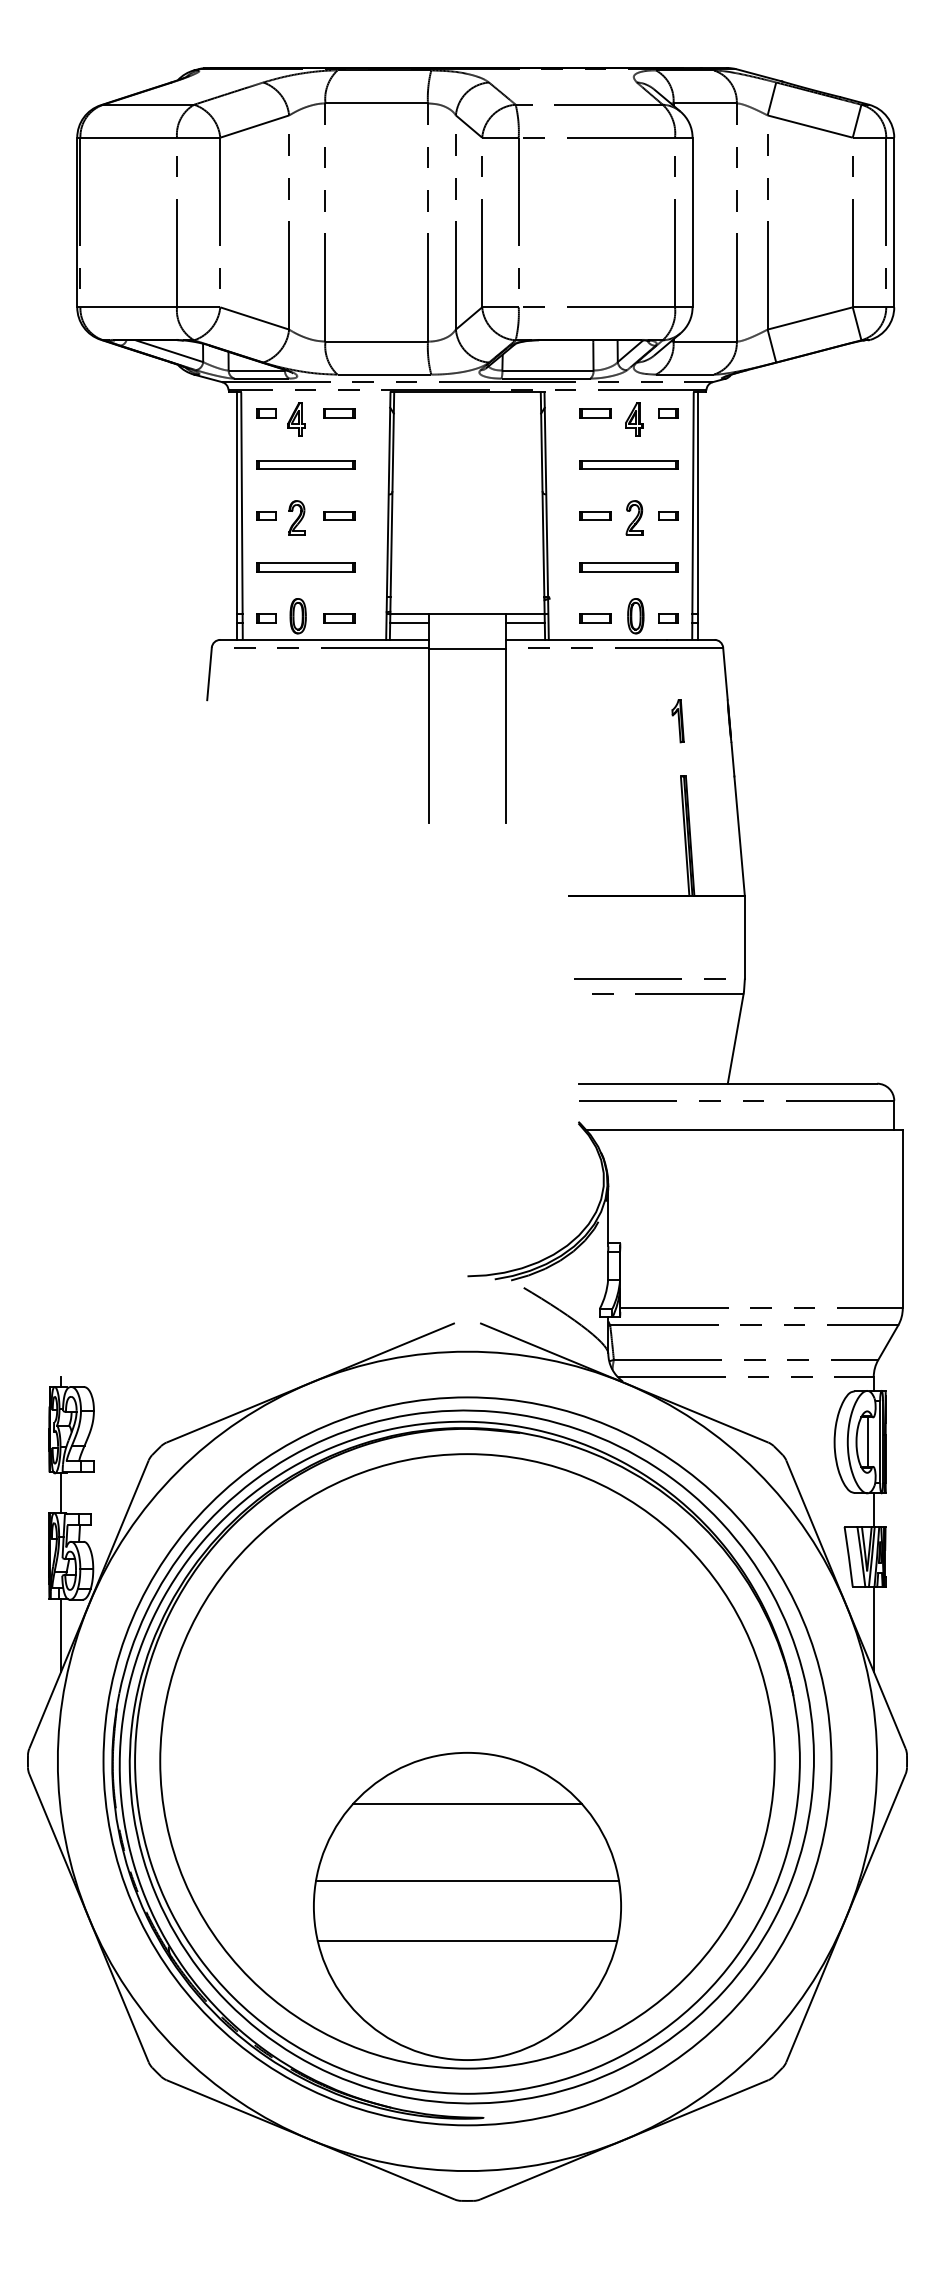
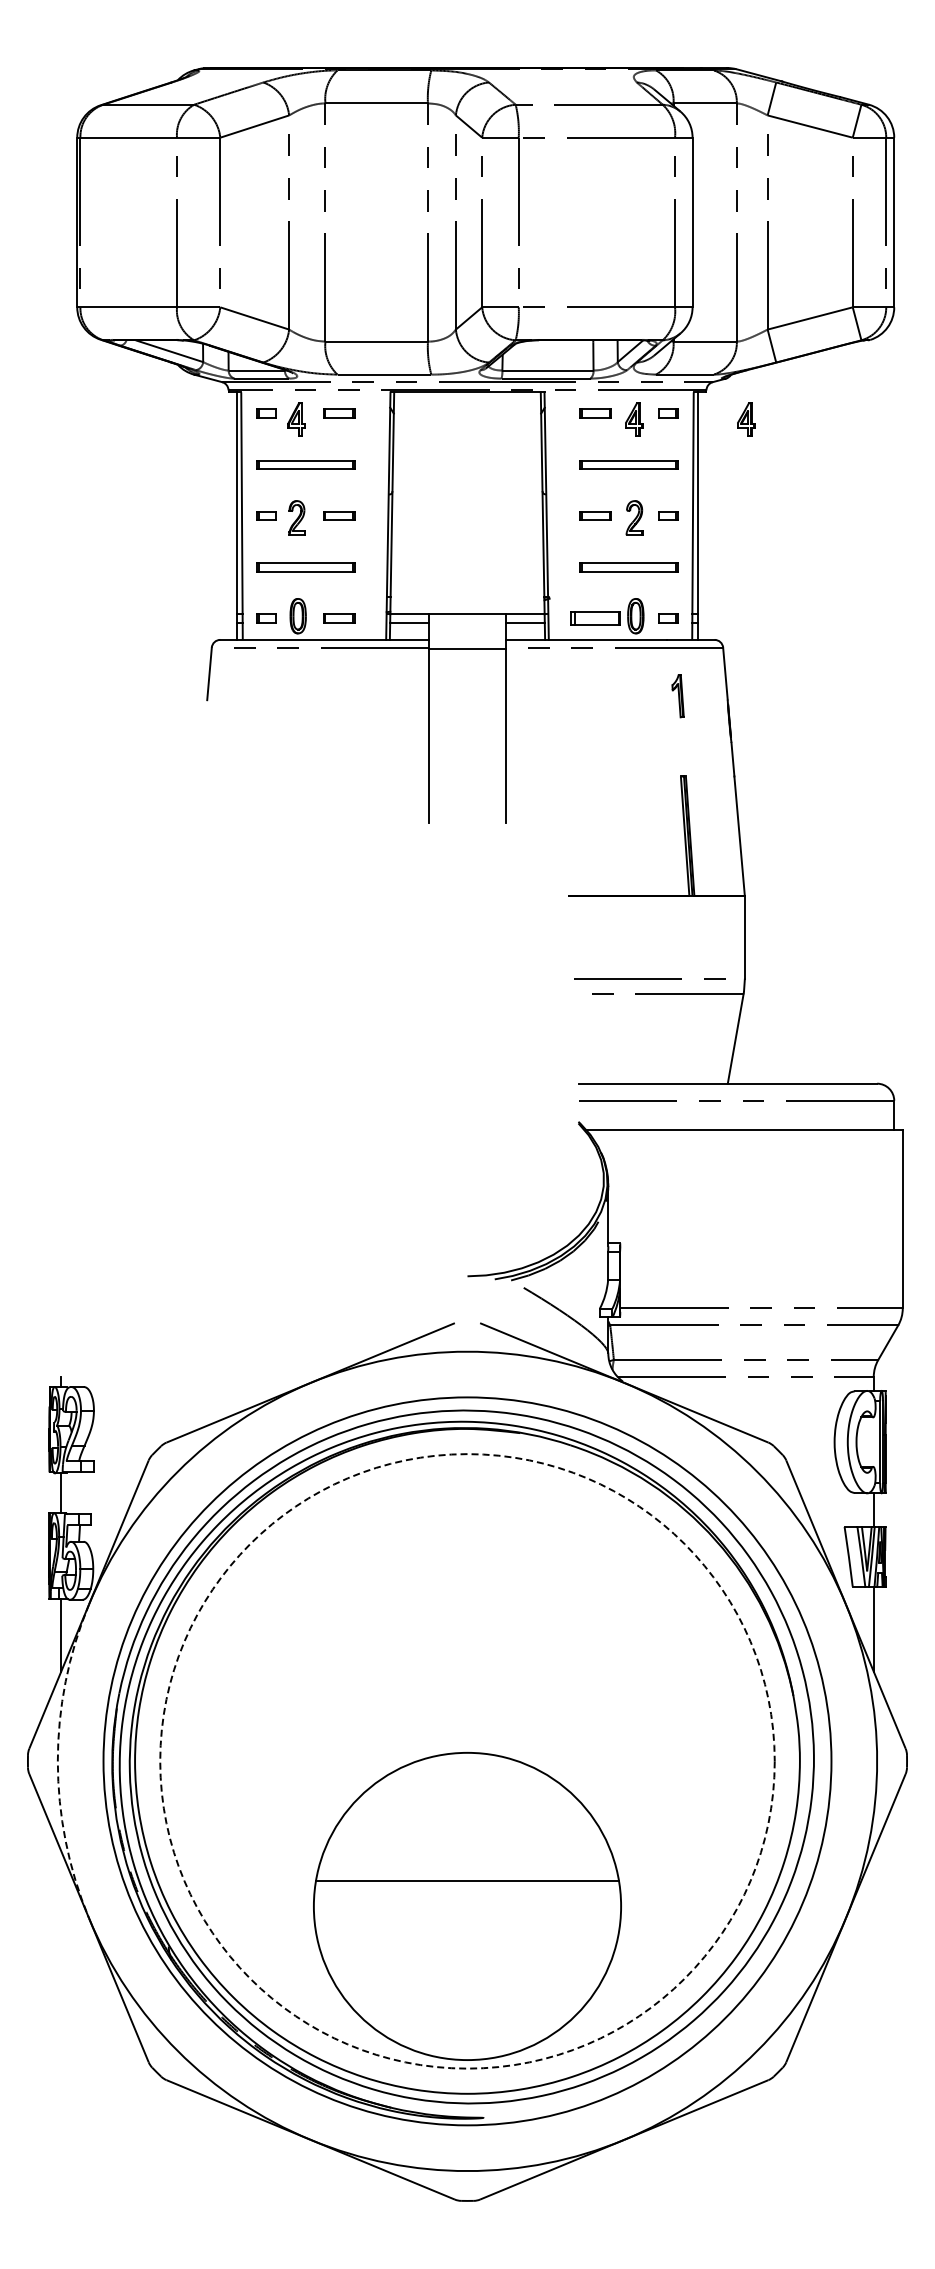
part: none -> present (746, 419)
part size: 33x11 px -> 51x15 px (595, 618)
part position: (677, 721) -> (677, 696) (677, 696)
line: present -> none (868, 1441)
arc: solid -> dashed (57, 1761)
circle: solid -> dashed (467, 1761)
line: present -> none (467, 1804)
line: present -> none (467, 1940)
